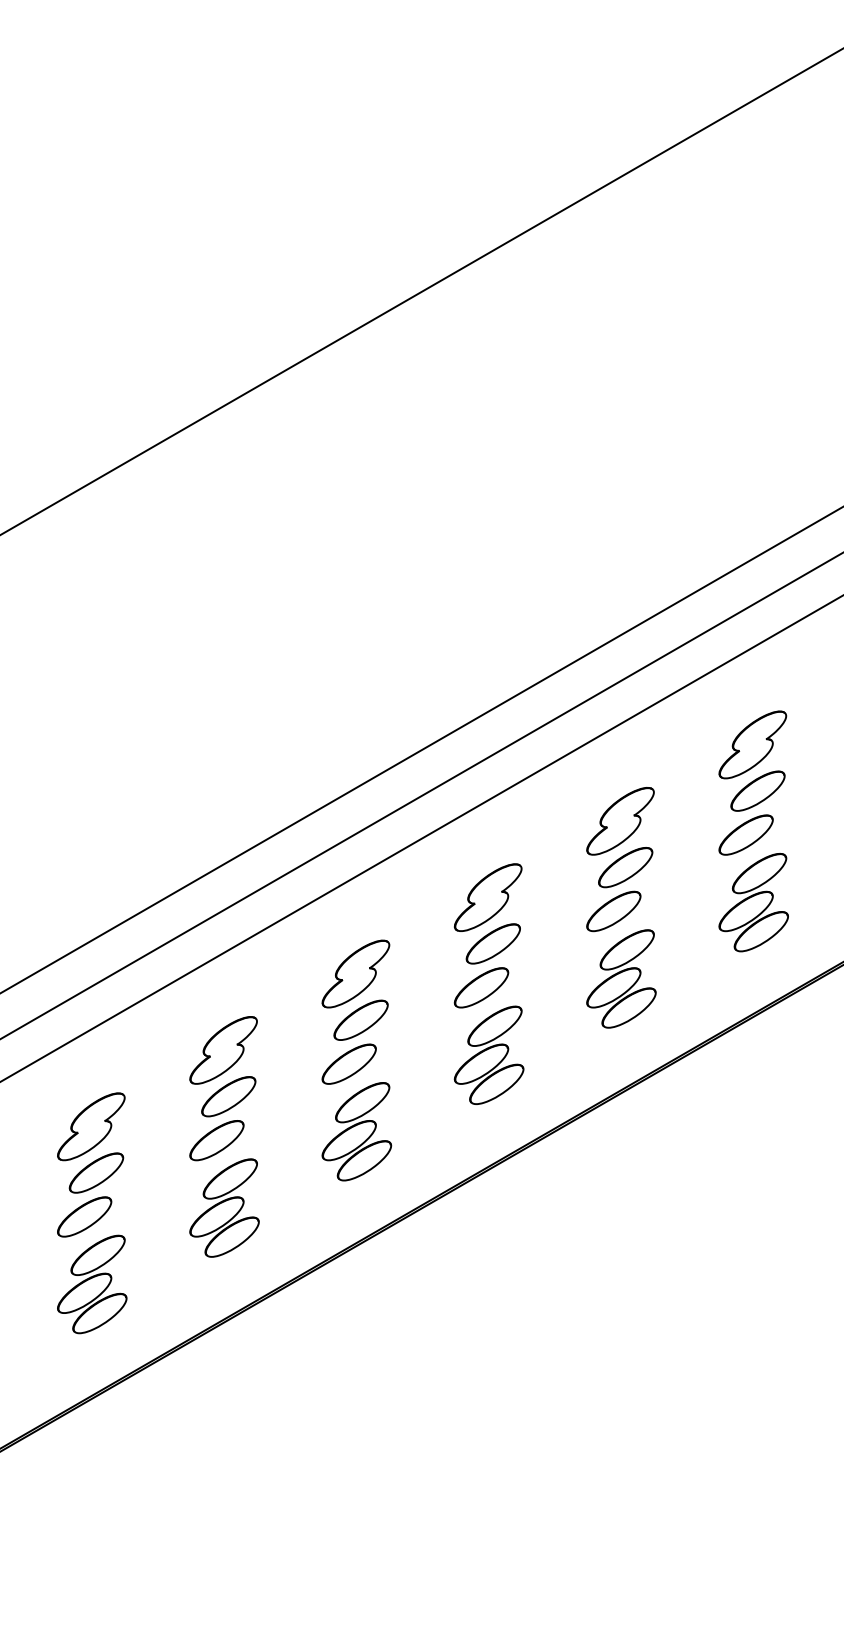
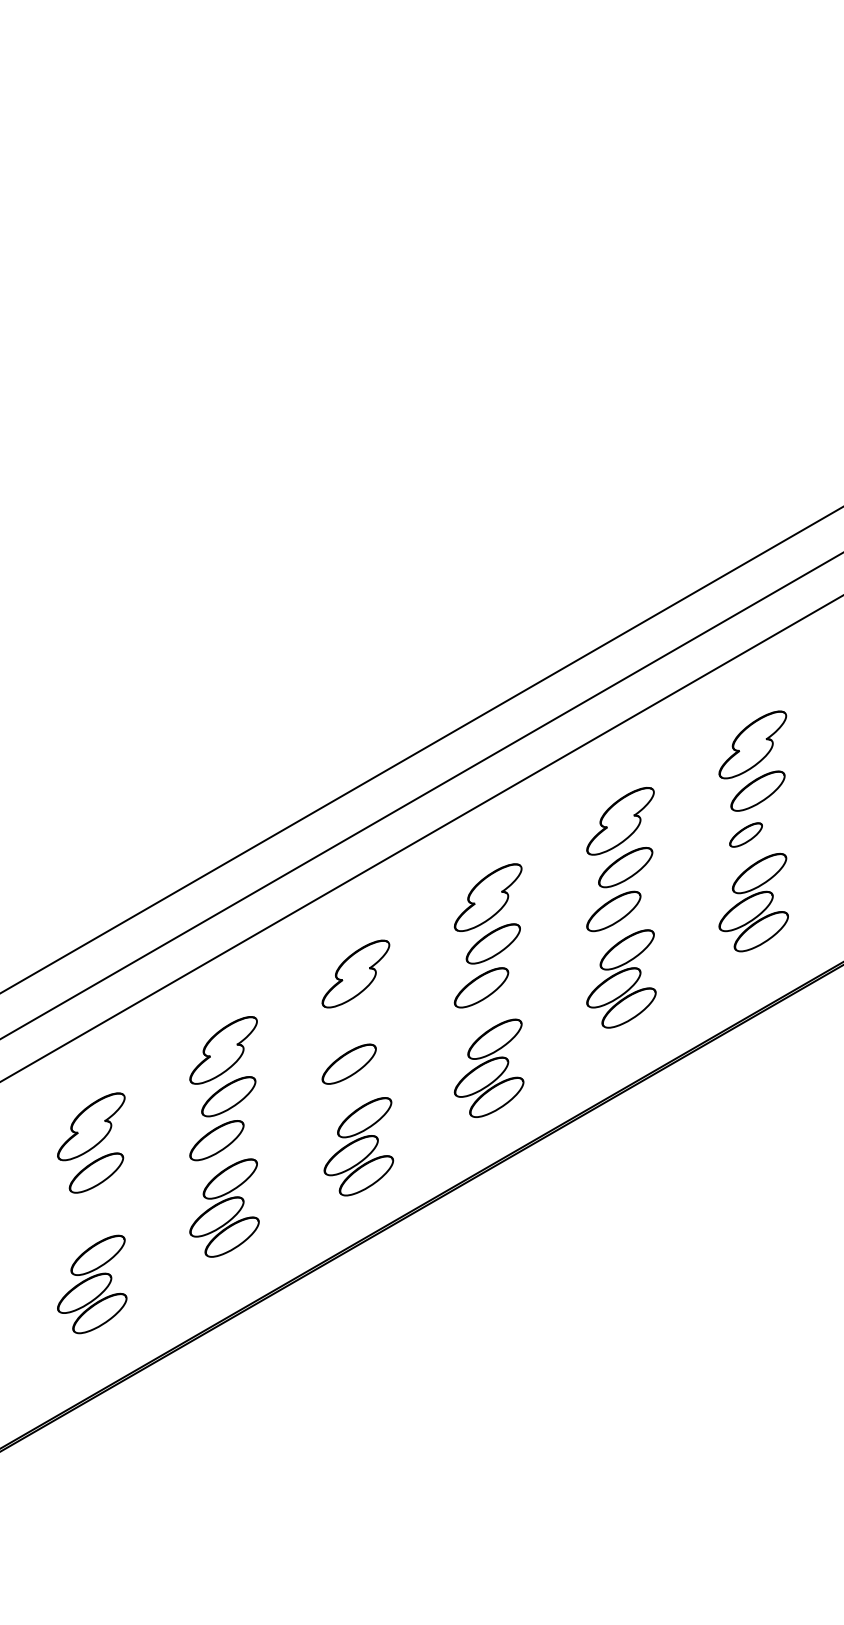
line: present -> none (421, 291)
part size: 56x42 px -> 34x26 px (745, 834)
part: present -> none (360, 1019)
part position: (488, 1054) -> (488, 1067) (488, 1067)
part position: (356, 1131) -> (358, 1146) (358, 1146)
part: present -> none (84, 1216)
